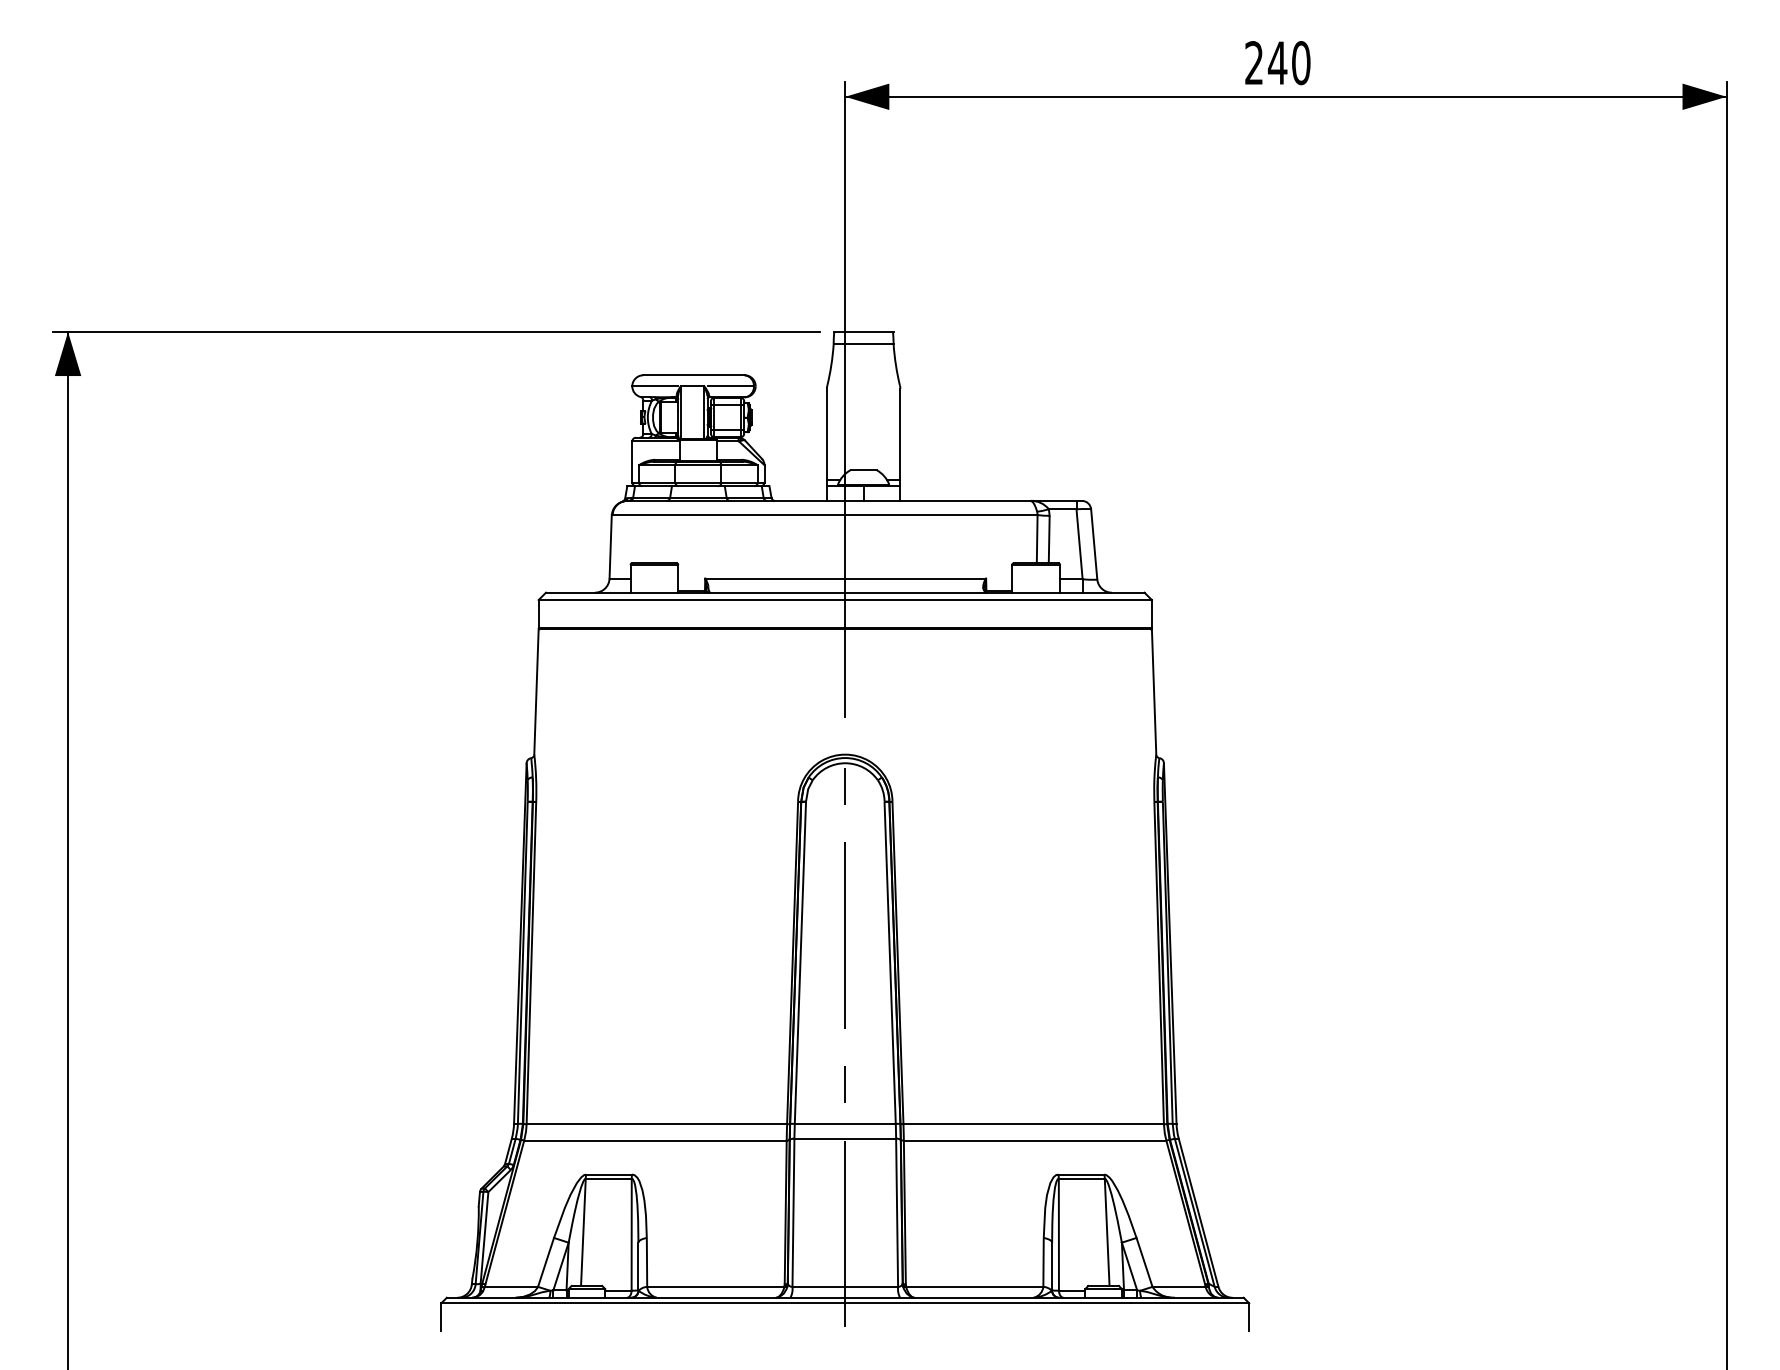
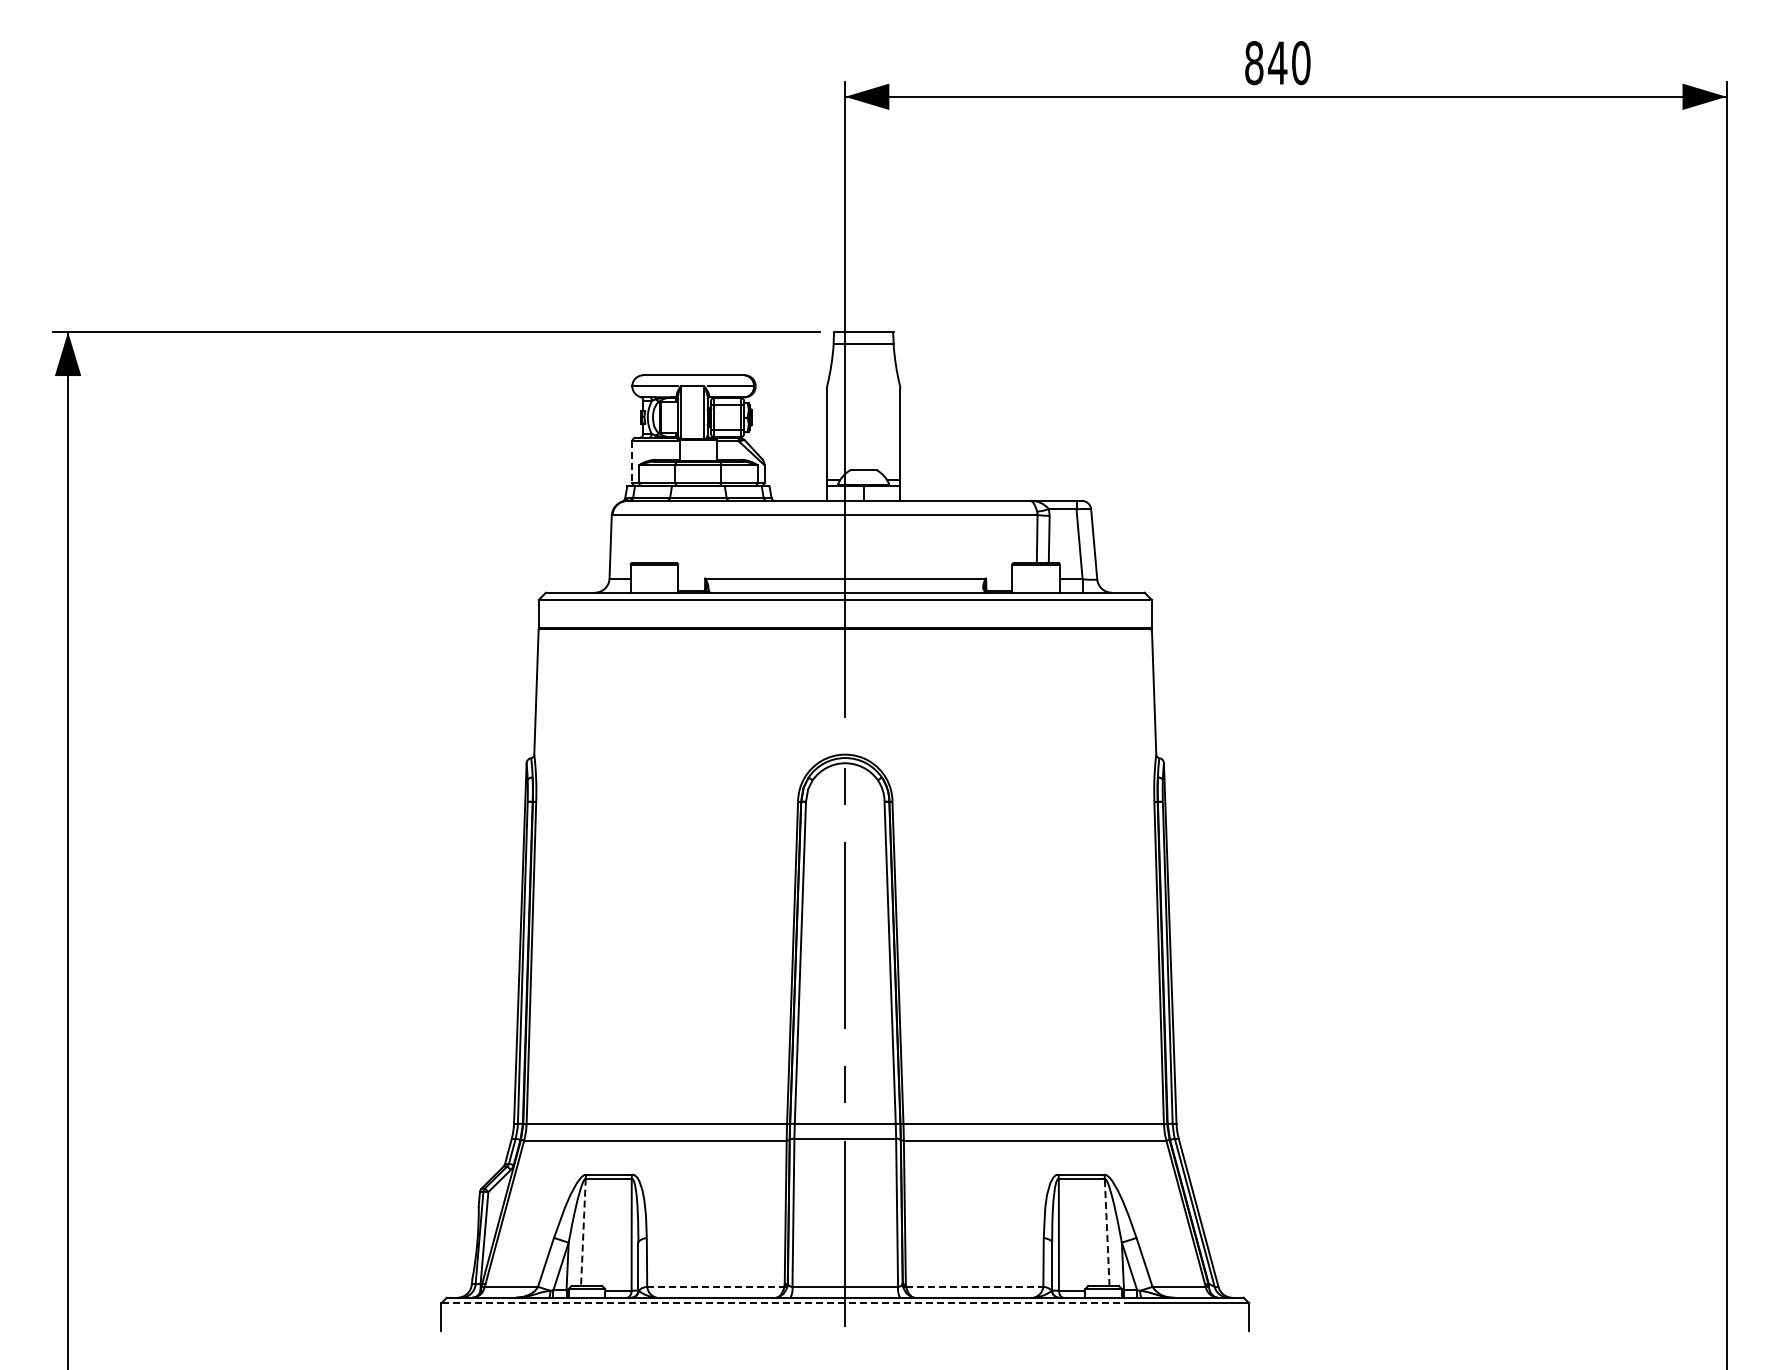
text: 240 -> 840 (1254, 63)
line: solid -> dashed (632, 461)
line: solid -> dashed (583, 1232)
line: solid -> dashed (1107, 1232)
line: solid -> dashed (715, 1286)
line: solid -> dashed (974, 1286)
line: solid -> dashed (786, 1303)
